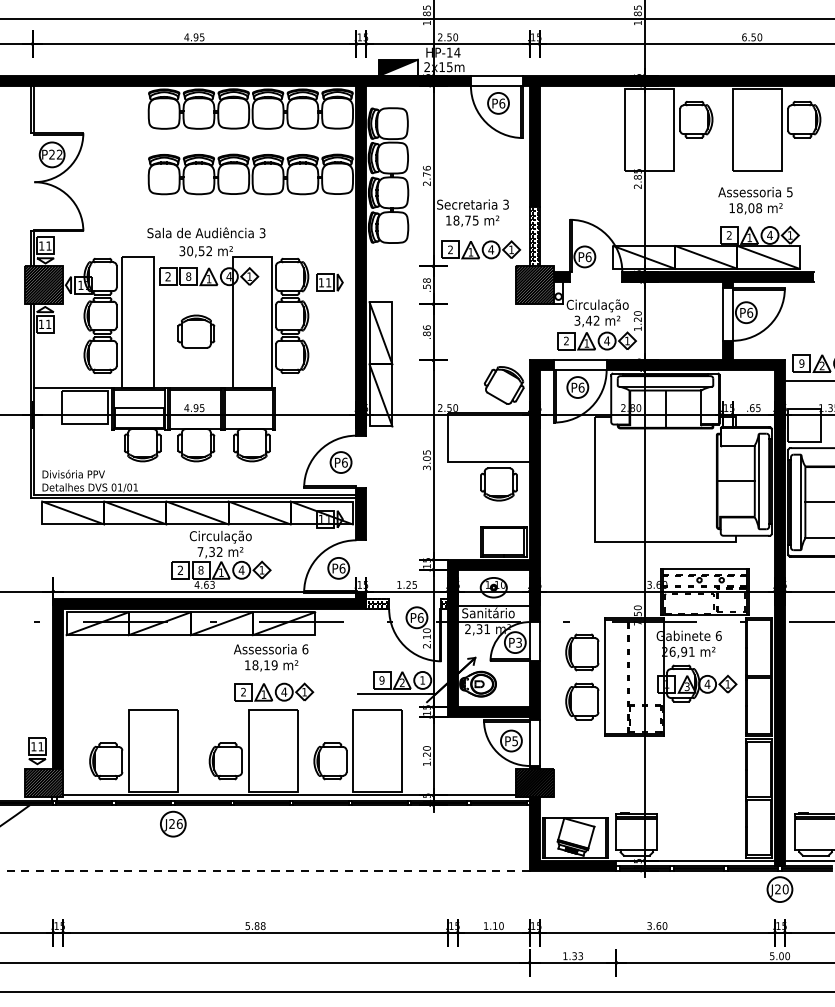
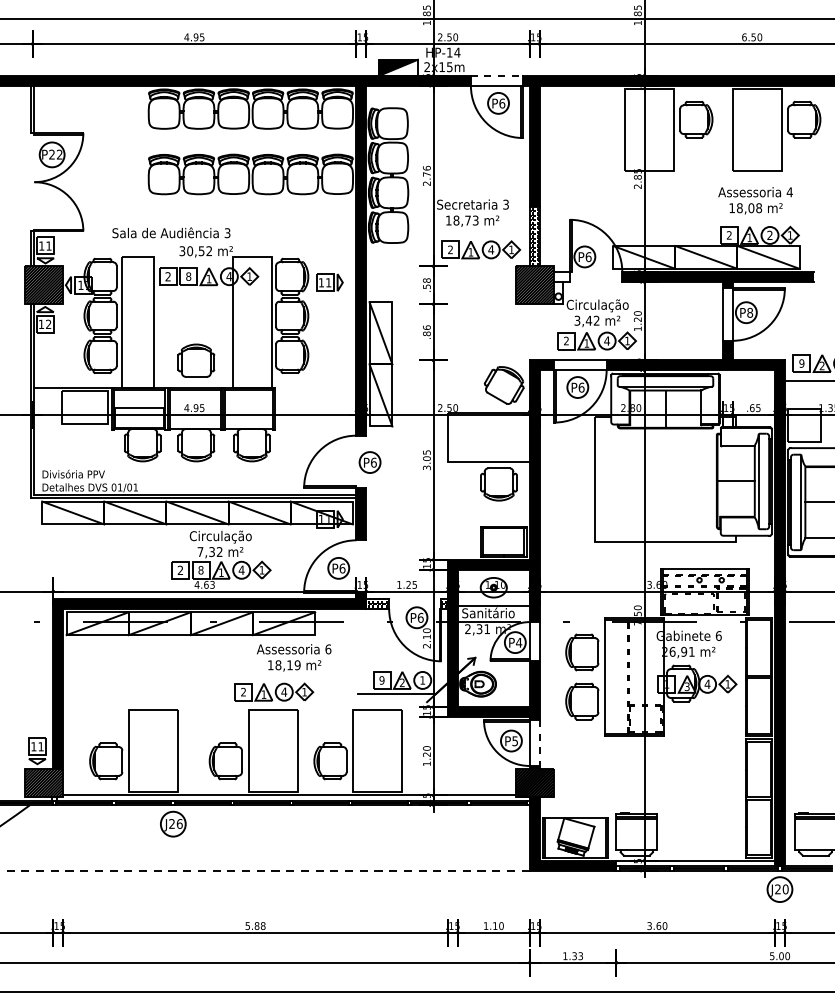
line: solid -> dashed (497, 75)
text: 5 -> 4 (789, 192)
text: 18,75 -> 18,73 (475, 219)
text position: (206, 232) -> (171, 232) (171, 232)
text: 4 -> 2 (769, 234)
fill: present -> none (561, 276)
text: P6 -> P8 (750, 312)
text: 11 -> 12 (48, 323)
part position: (196, 331) -> (196, 360) (196, 360)
part position: (340, 462) -> (369, 462) (369, 462)
text: P3 -> P4 (518, 642)
text position: (271, 657) -> (294, 657) (294, 657)
line: solid -> dashed (539, 743)
line: present -> none (807, 860)
